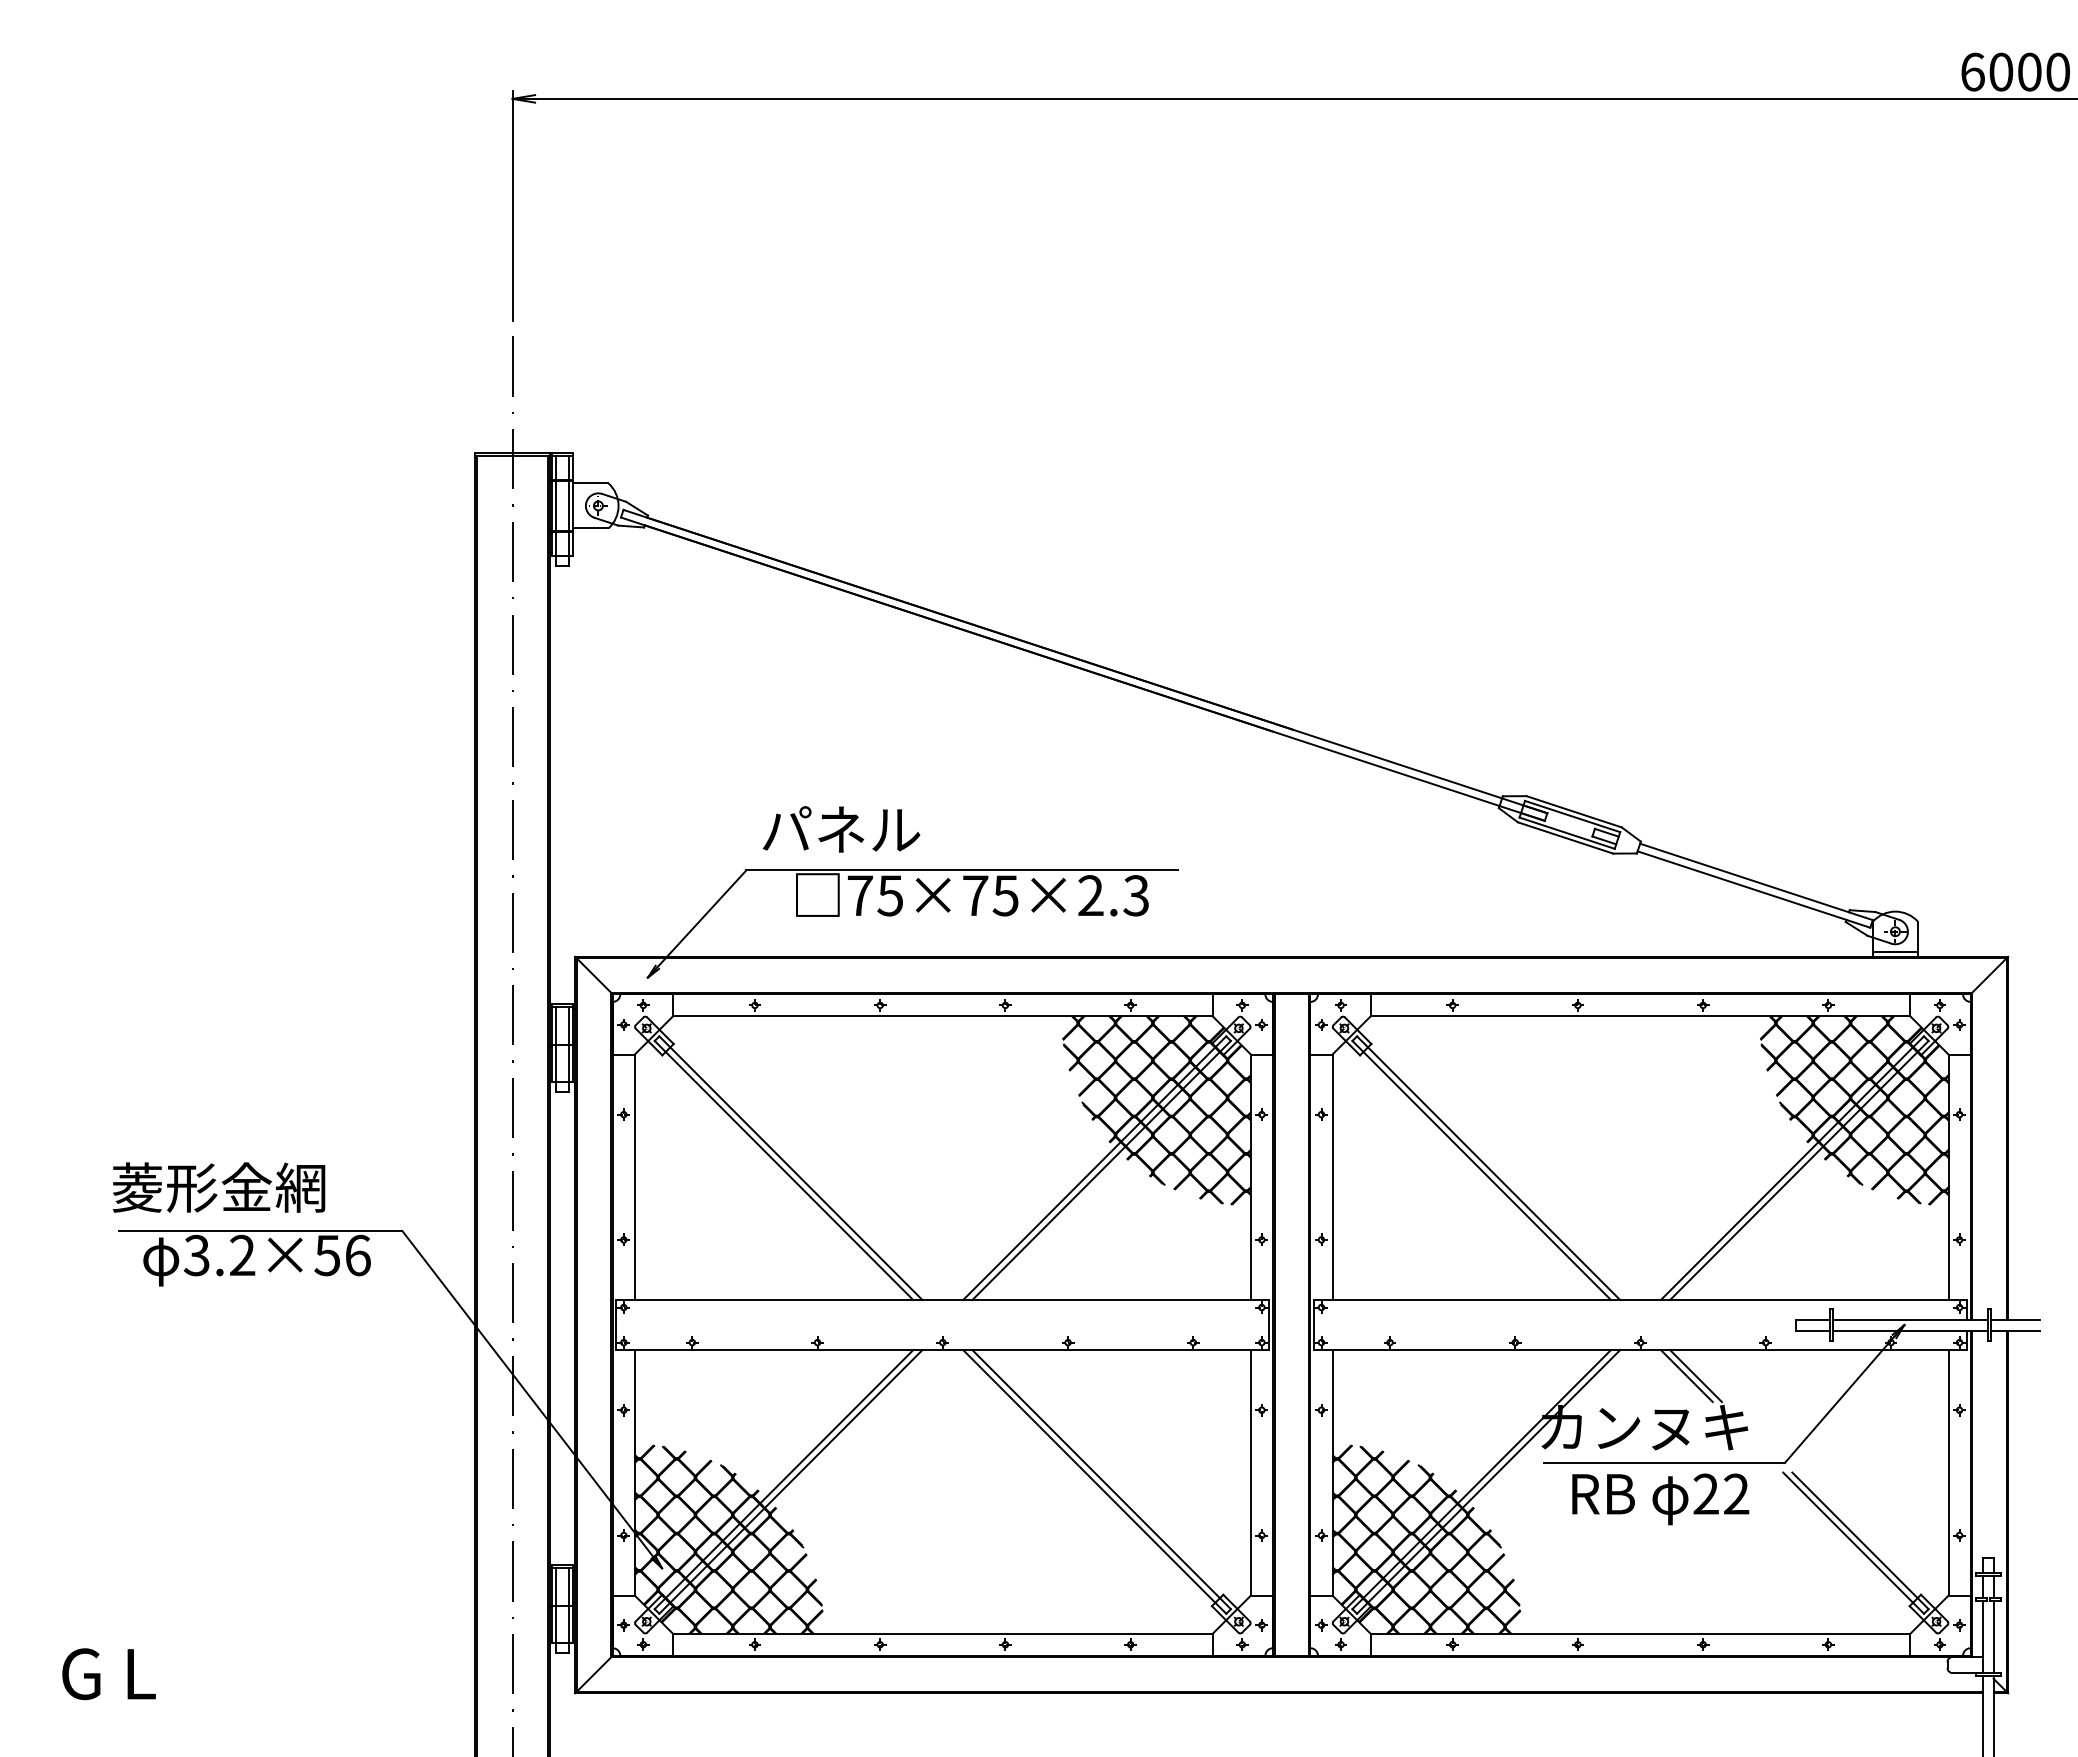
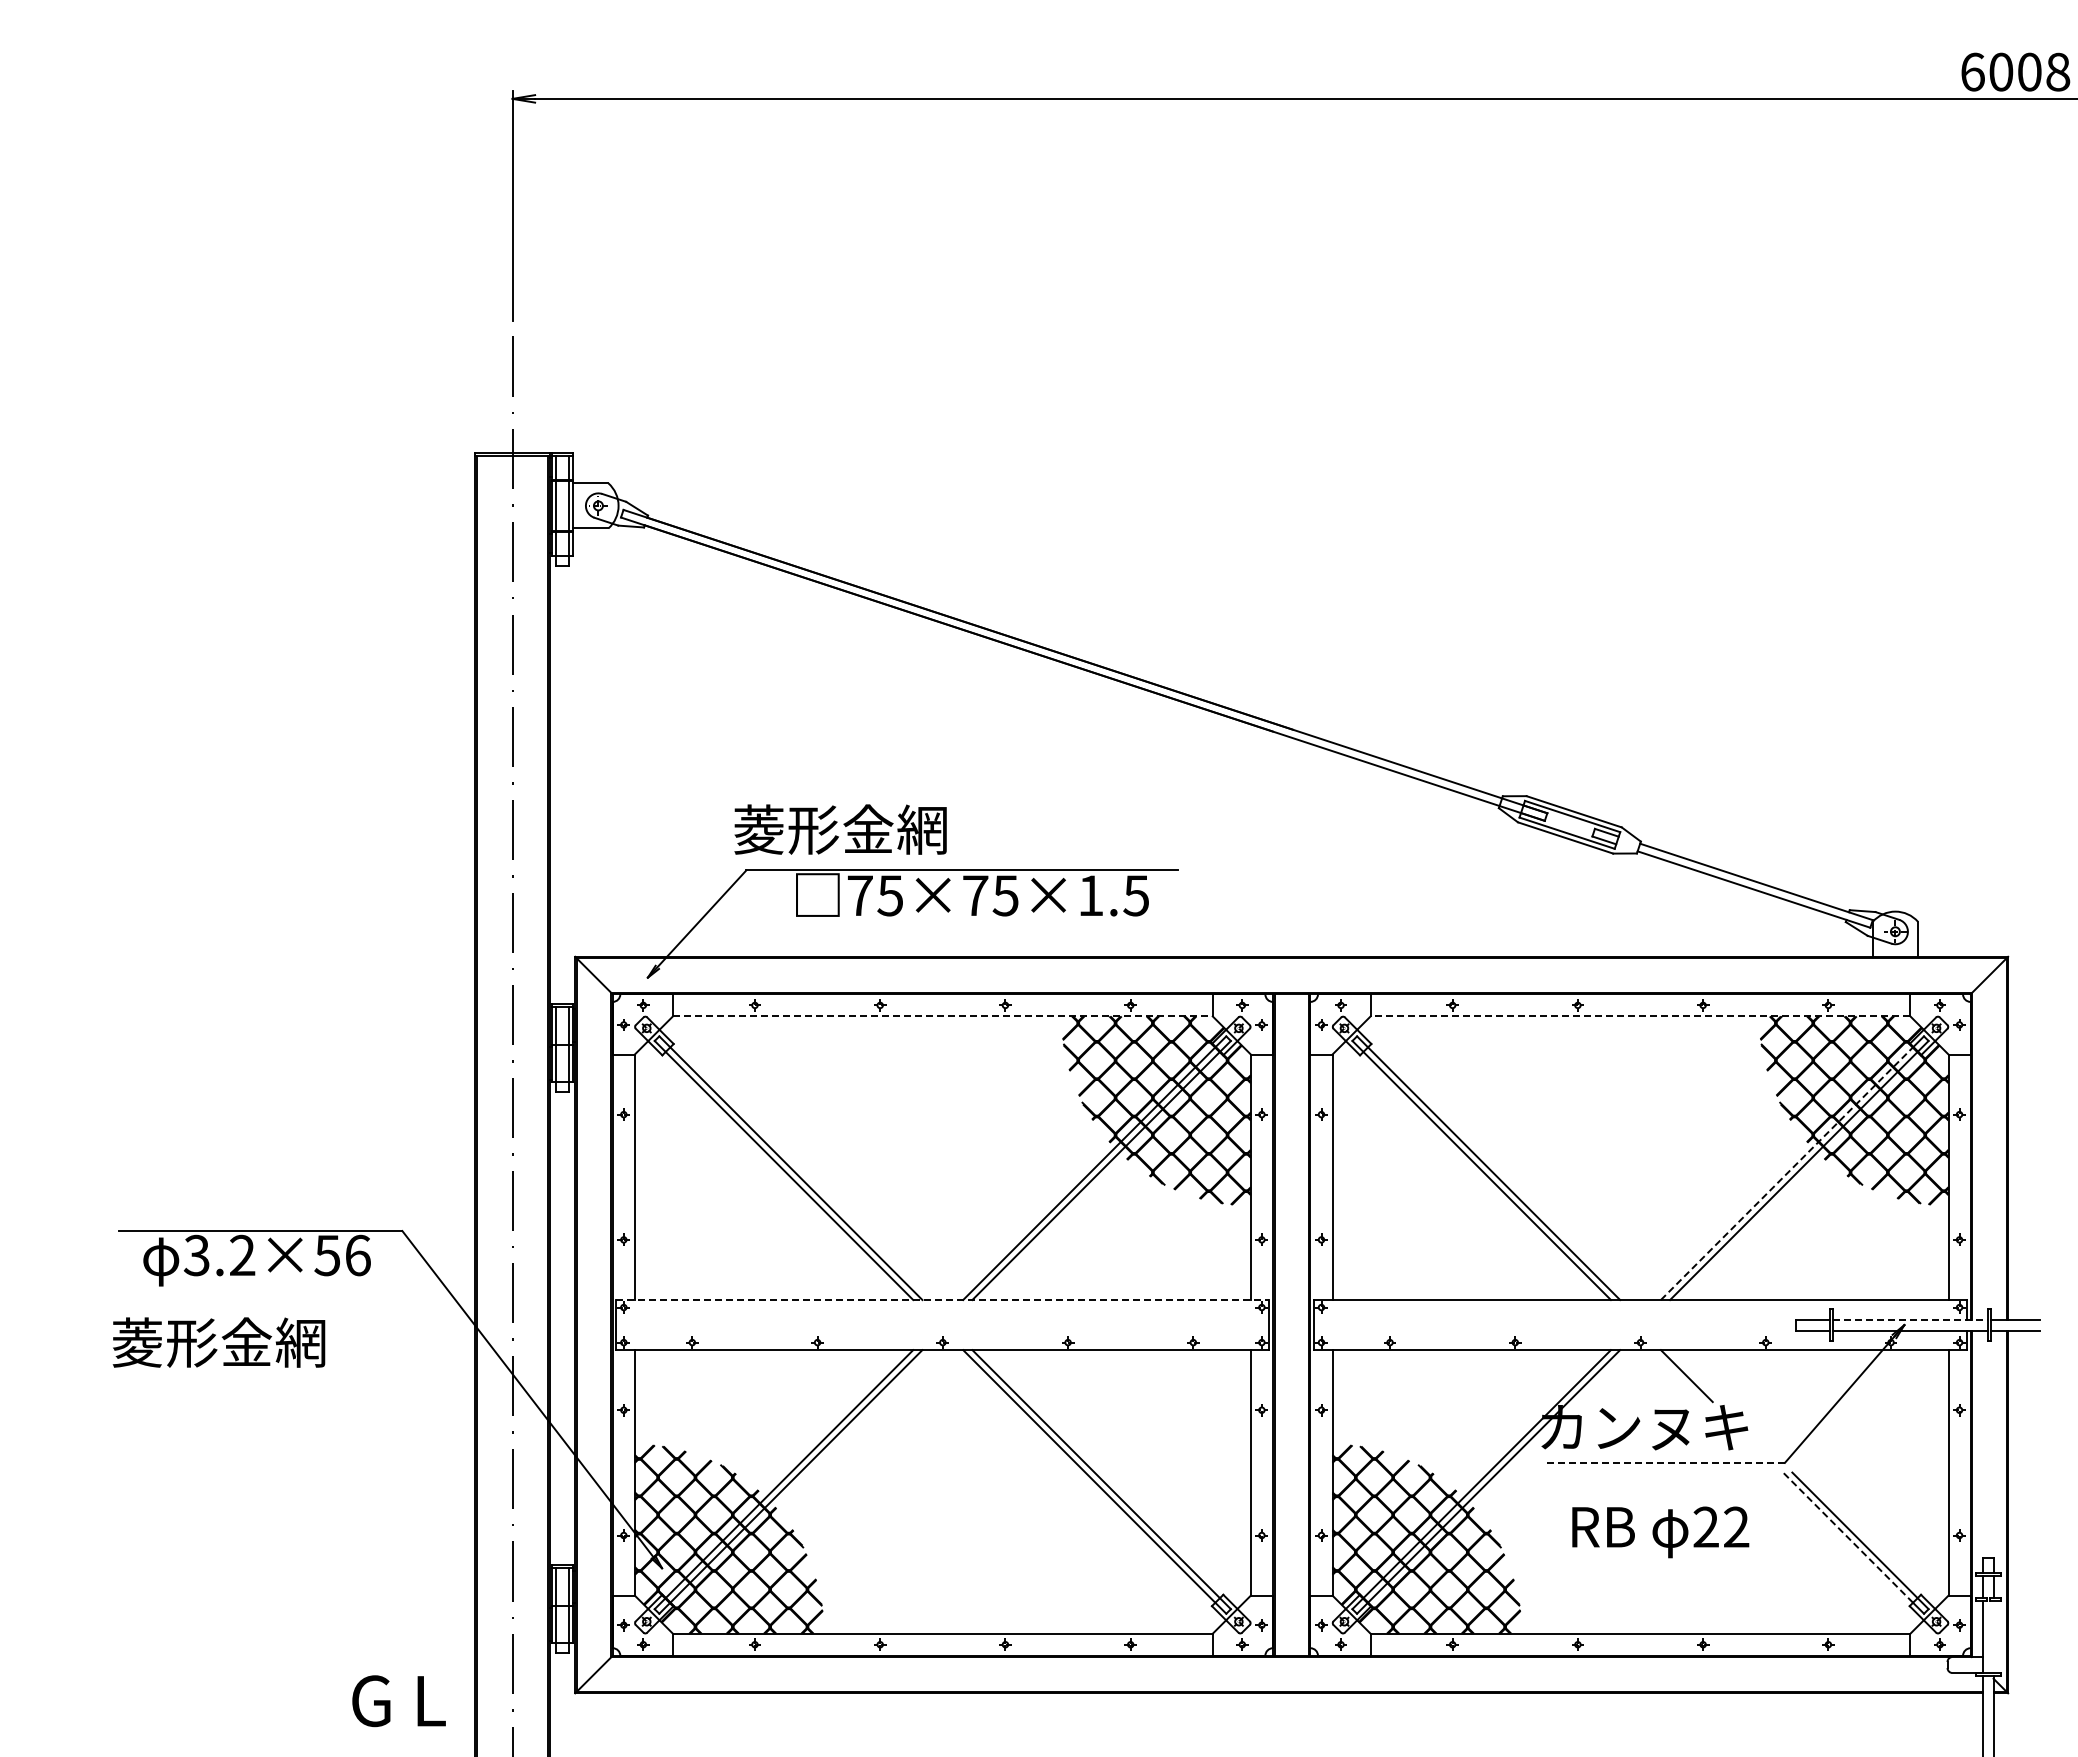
text: 6000 -> 6008 (2058, 71)
text: パネル -> 菱形金網 (840, 829)
text: 75×75×2.3 -> 75×75×1.5 (1113, 895)
line: present -> none (1894, 952)
line: solid -> dashed (942, 1016)
line: solid -> dashed (1640, 1016)
line: solid -> dashed (1787, 1173)
text position: (218, 1187) -> (218, 1342) (218, 1342)
line: solid -> dashed (942, 1300)
line: solid -> dashed (1911, 1319)
line: present -> none (1695, 1376)
line: solid -> dashed (1663, 1462)
text position: (1660, 1499) -> (1660, 1532) (1660, 1532)
line: solid -> dashed (1848, 1537)
line: present -> none (1993, 1636)
text position: (108, 1674) -> (398, 1701) (398, 1701)
